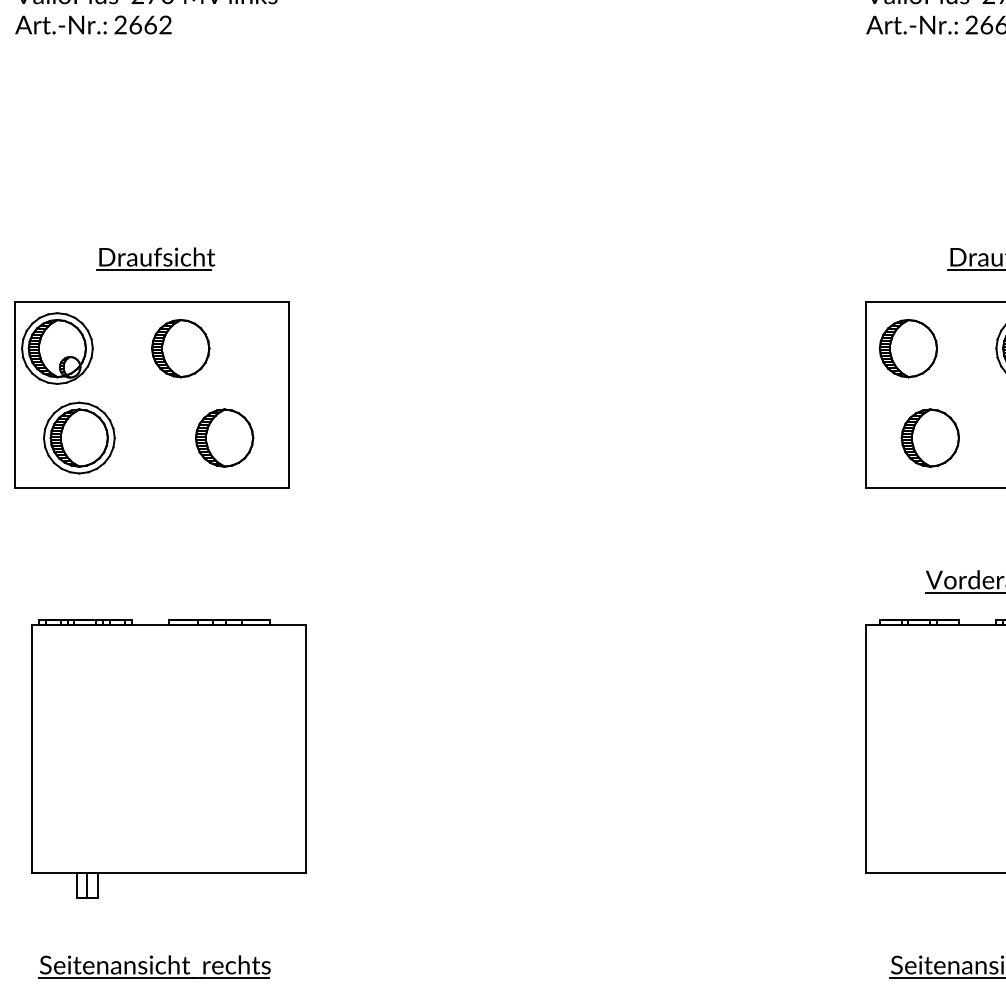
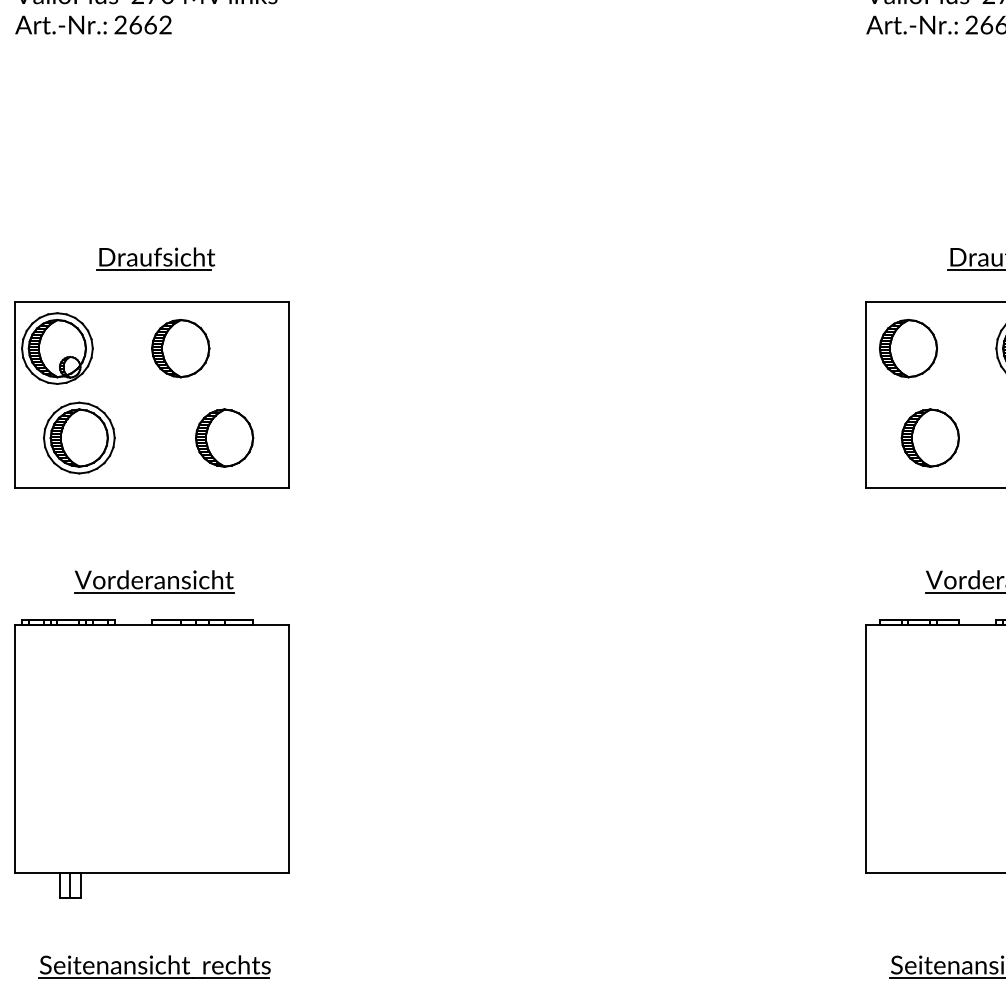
part: none -> present (154, 581)
part position: (168, 758) -> (151, 758) (151, 758)
